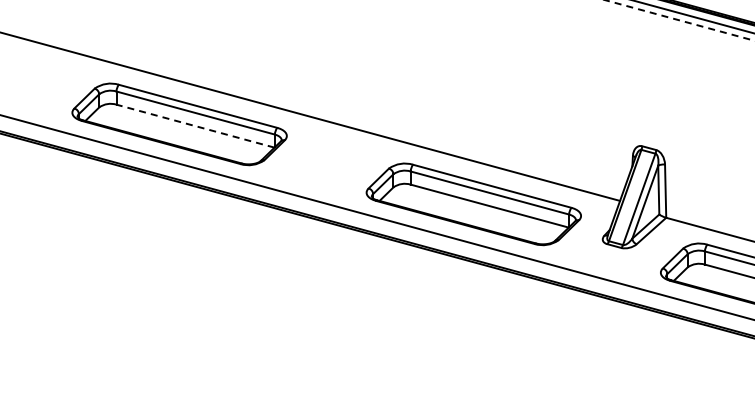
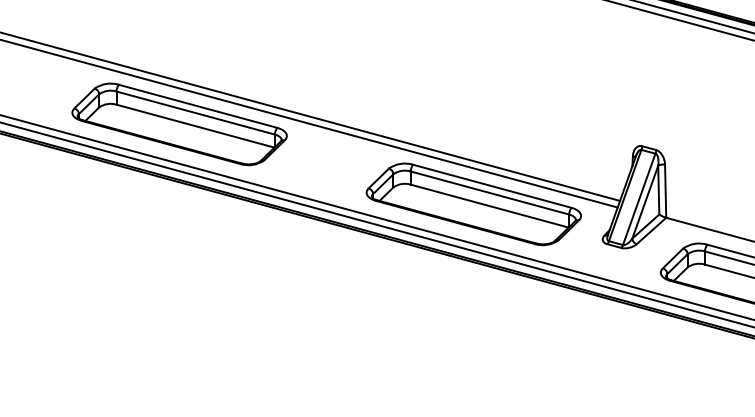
line: dashed -> solid (679, 20)
line: none -> present (309, 123)
line: dashed -> solid (195, 126)
line: none -> present (376, 224)
